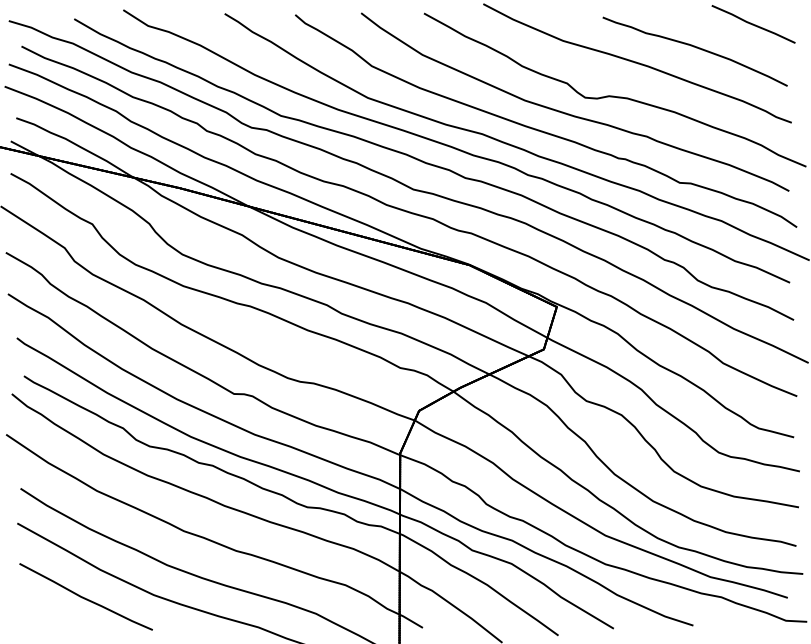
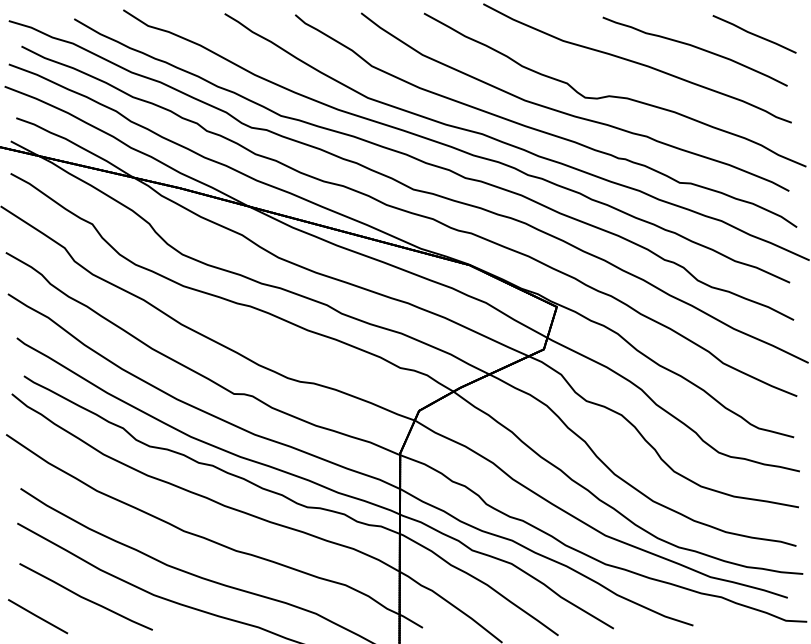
line position: (753, 24) -> (754, 34) (754, 34)
line: none -> present (38, 616)
